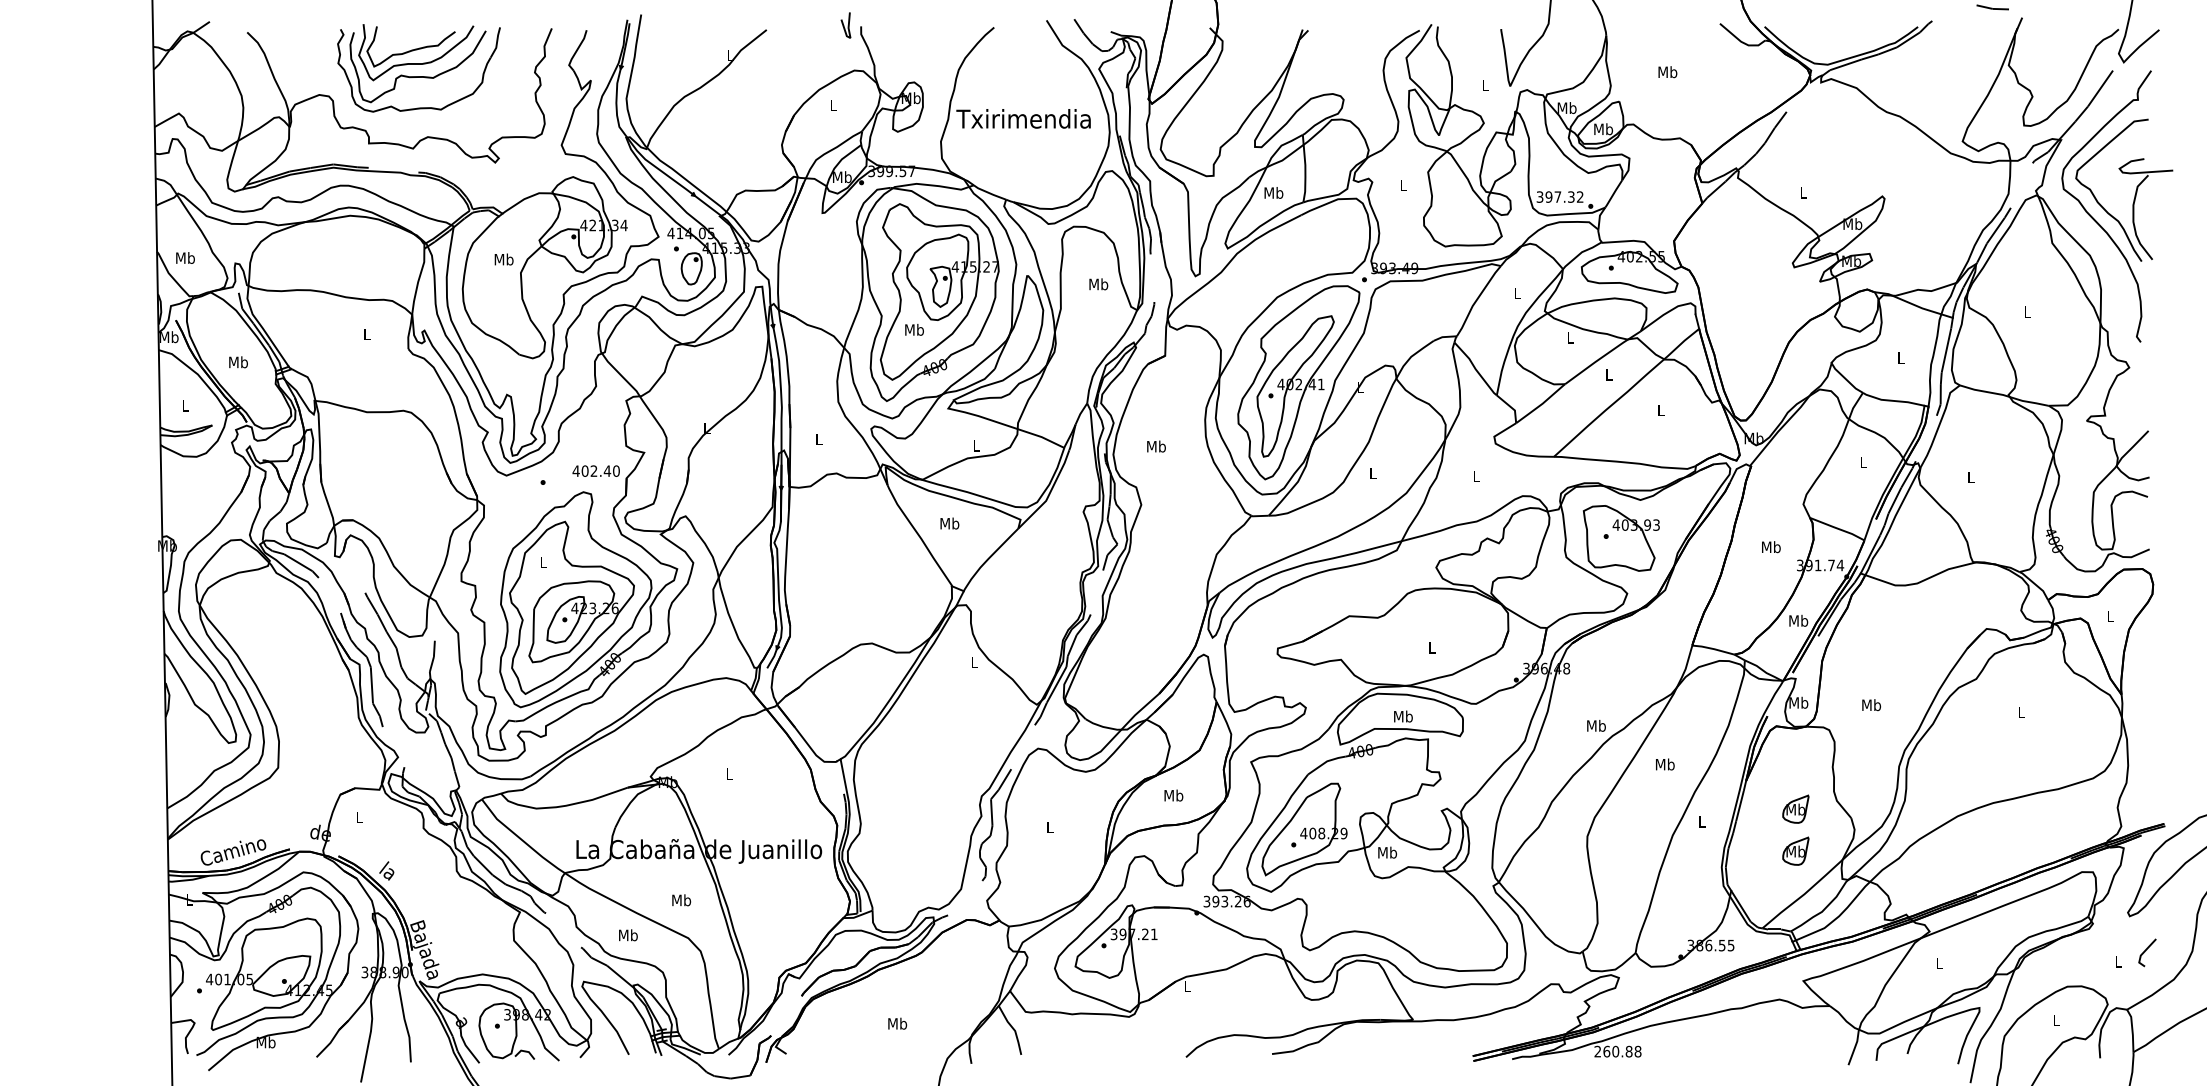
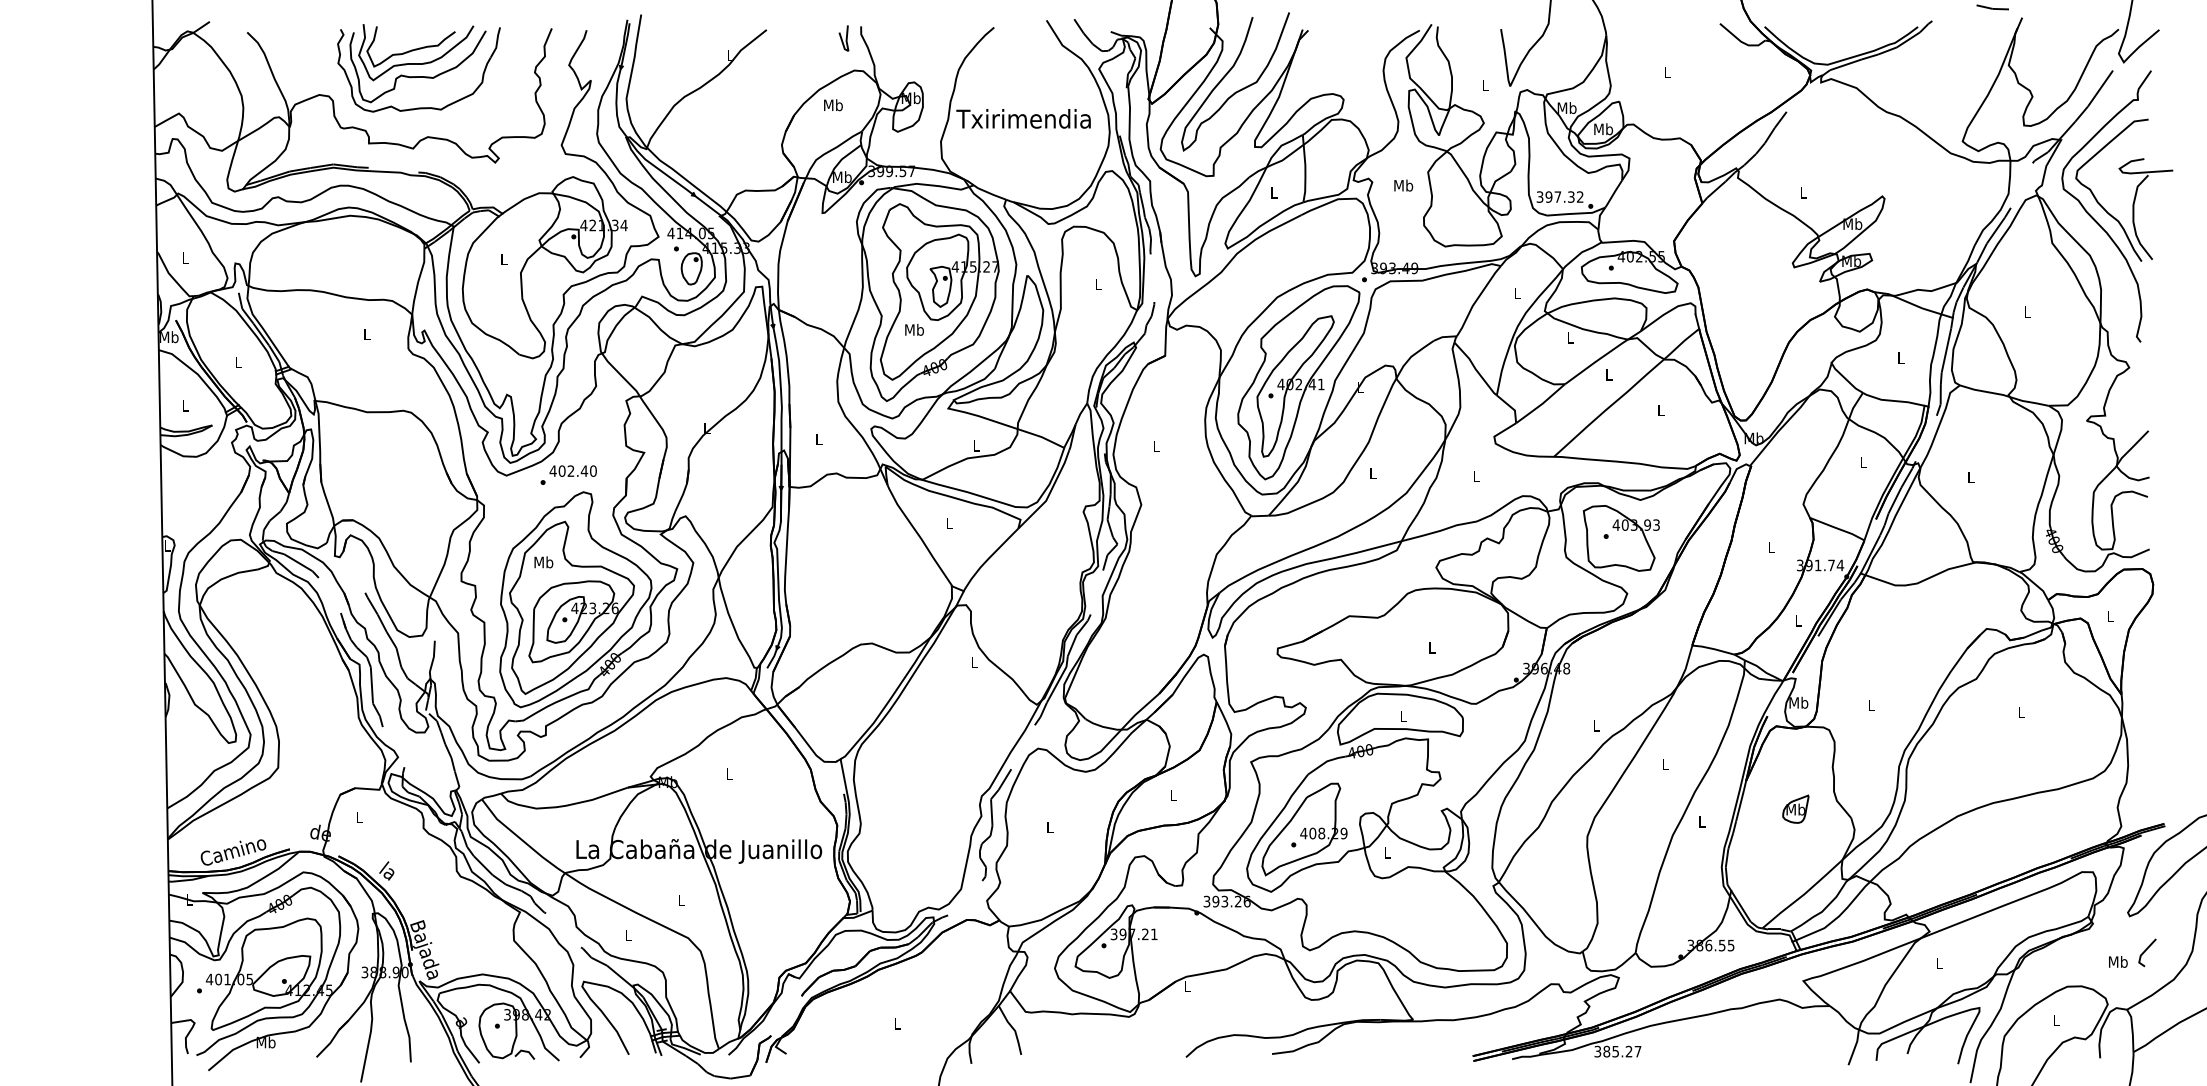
line position: (844, 25) -> (842, 38) (842, 38)
text: Mb -> L (1667, 72)
curve: none -> present (1239, 89)
text: L -> Mb (833, 105)
text: L -> Mb (1403, 185)
text: Mb -> L (1273, 192)
text: Mb -> L (185, 257)
text: Mb -> L (503, 259)
text: Mb -> L (1098, 284)
text: Mb -> L (238, 362)
text: Mb -> L (1156, 446)
text position: (595, 470) -> (572, 470) (572, 470)
text: Mb -> L (949, 523)
text: Mb -> L (167, 545)
text: Mb -> L (1771, 547)
text: L -> Mb (543, 562)
text: Mb -> L (1798, 620)
text: Mb -> L (1871, 705)
text: Mb -> L (1403, 716)
text: Mb -> L (1596, 725)
text: Mb -> L (1665, 764)
text: Mb -> L (1173, 795)
part: present -> none (1795, 850)
text: Mb -> L (1387, 852)
text: Mb -> L (681, 900)
text: Mb -> L (628, 935)
text: L -> Mb (2118, 961)
text: Mb -> L (897, 1023)
text: 260.88 -> 385.27 (1617, 1051)
